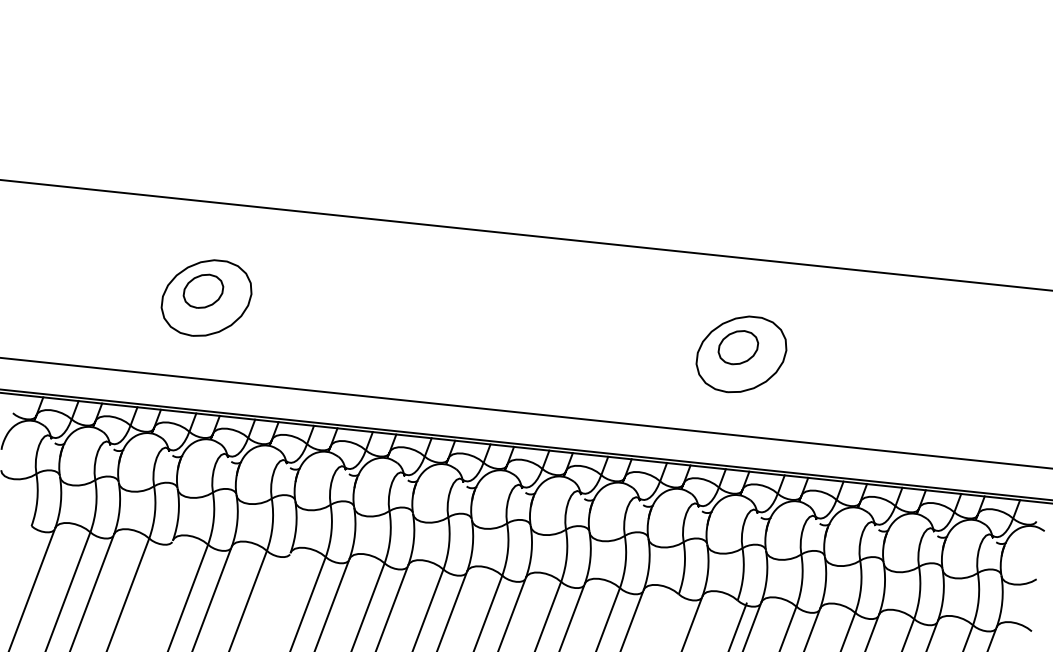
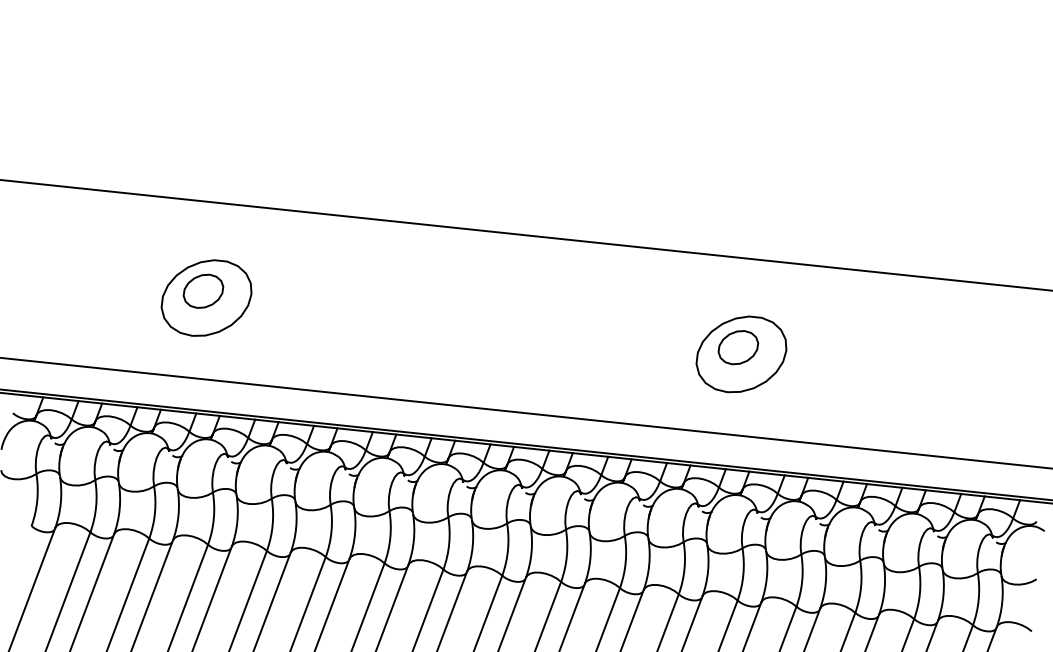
line: none -> present (152, 594)
line: none -> present (272, 600)
line: none -> present (668, 621)
line position: (737, 625) -> (728, 624) (728, 624)
